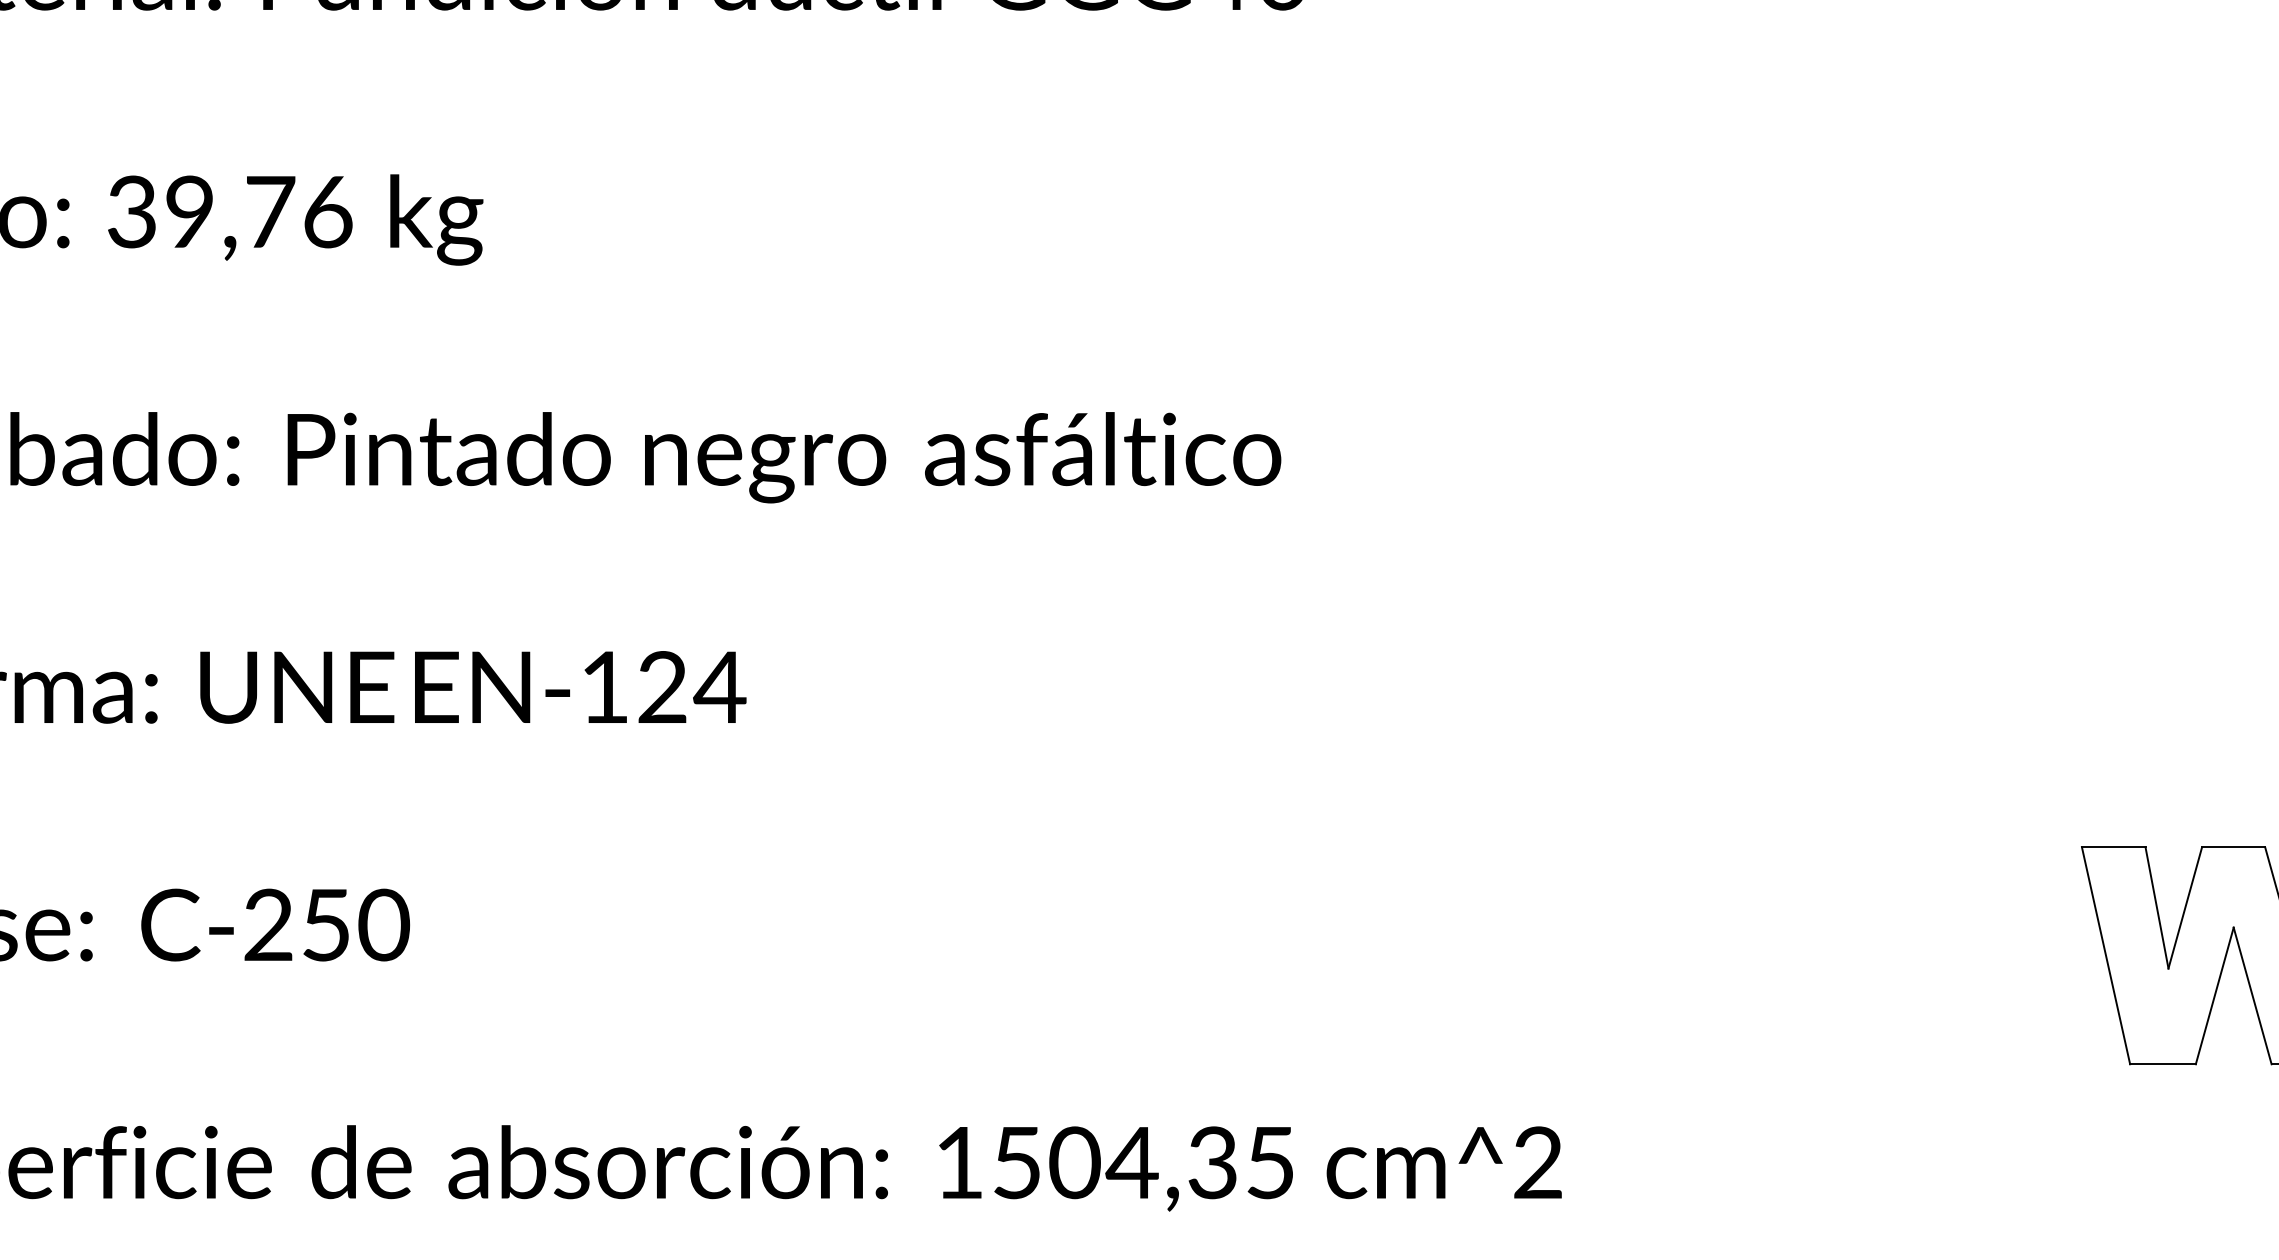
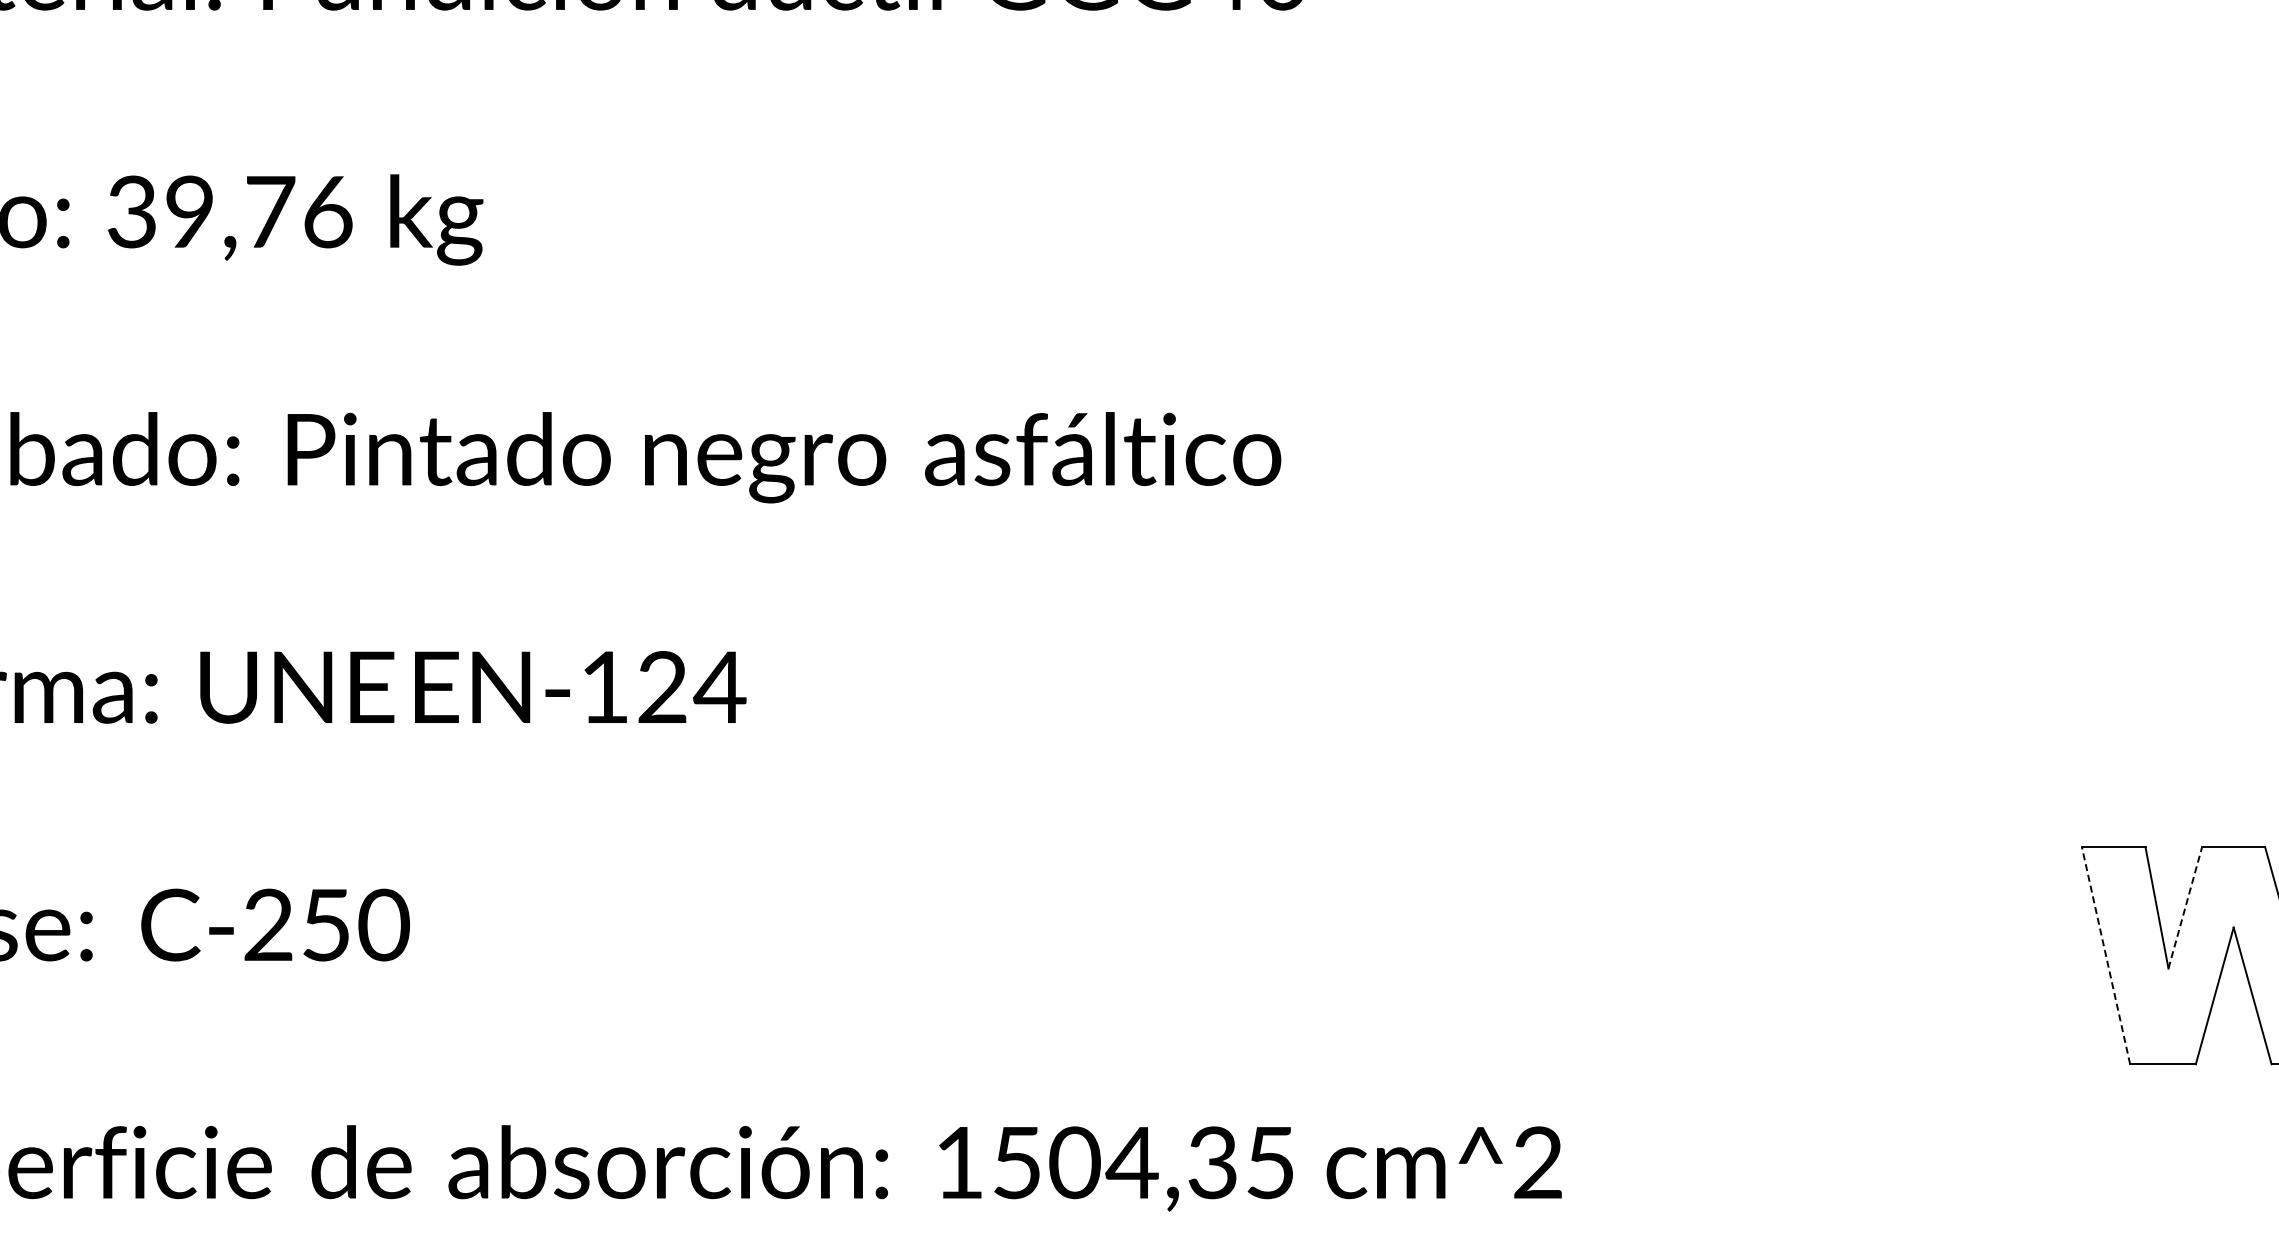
line: solid -> dashed (2185, 907)
line: solid -> dashed (2105, 955)
